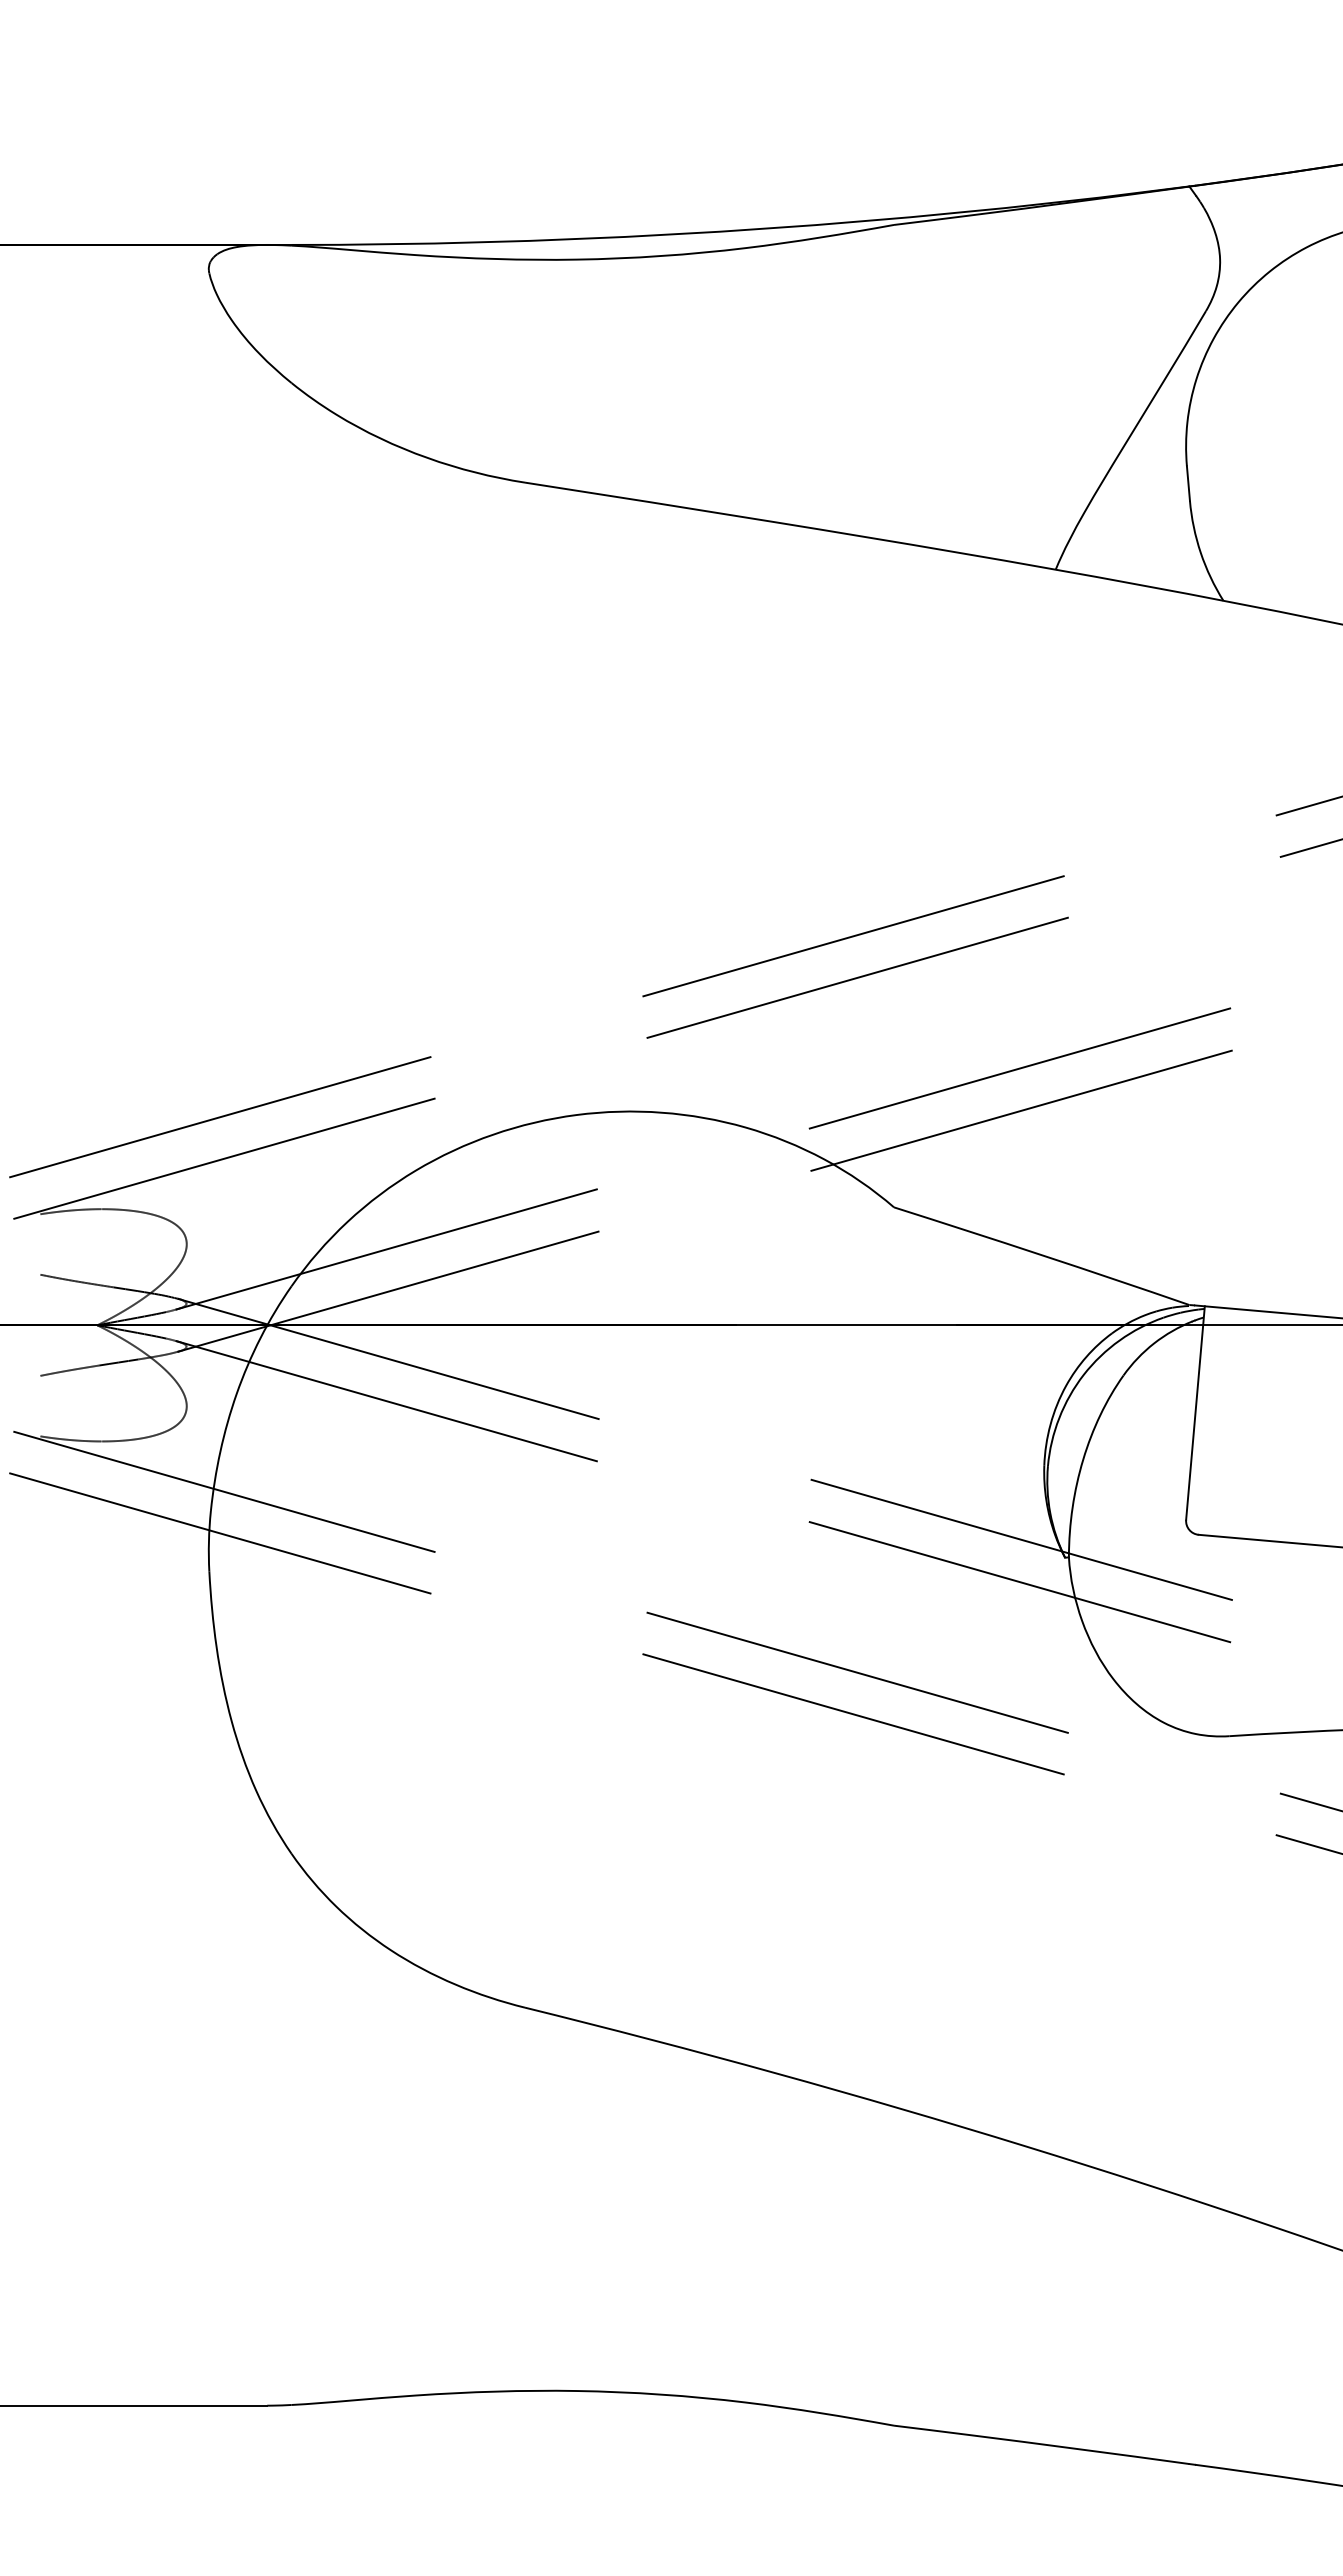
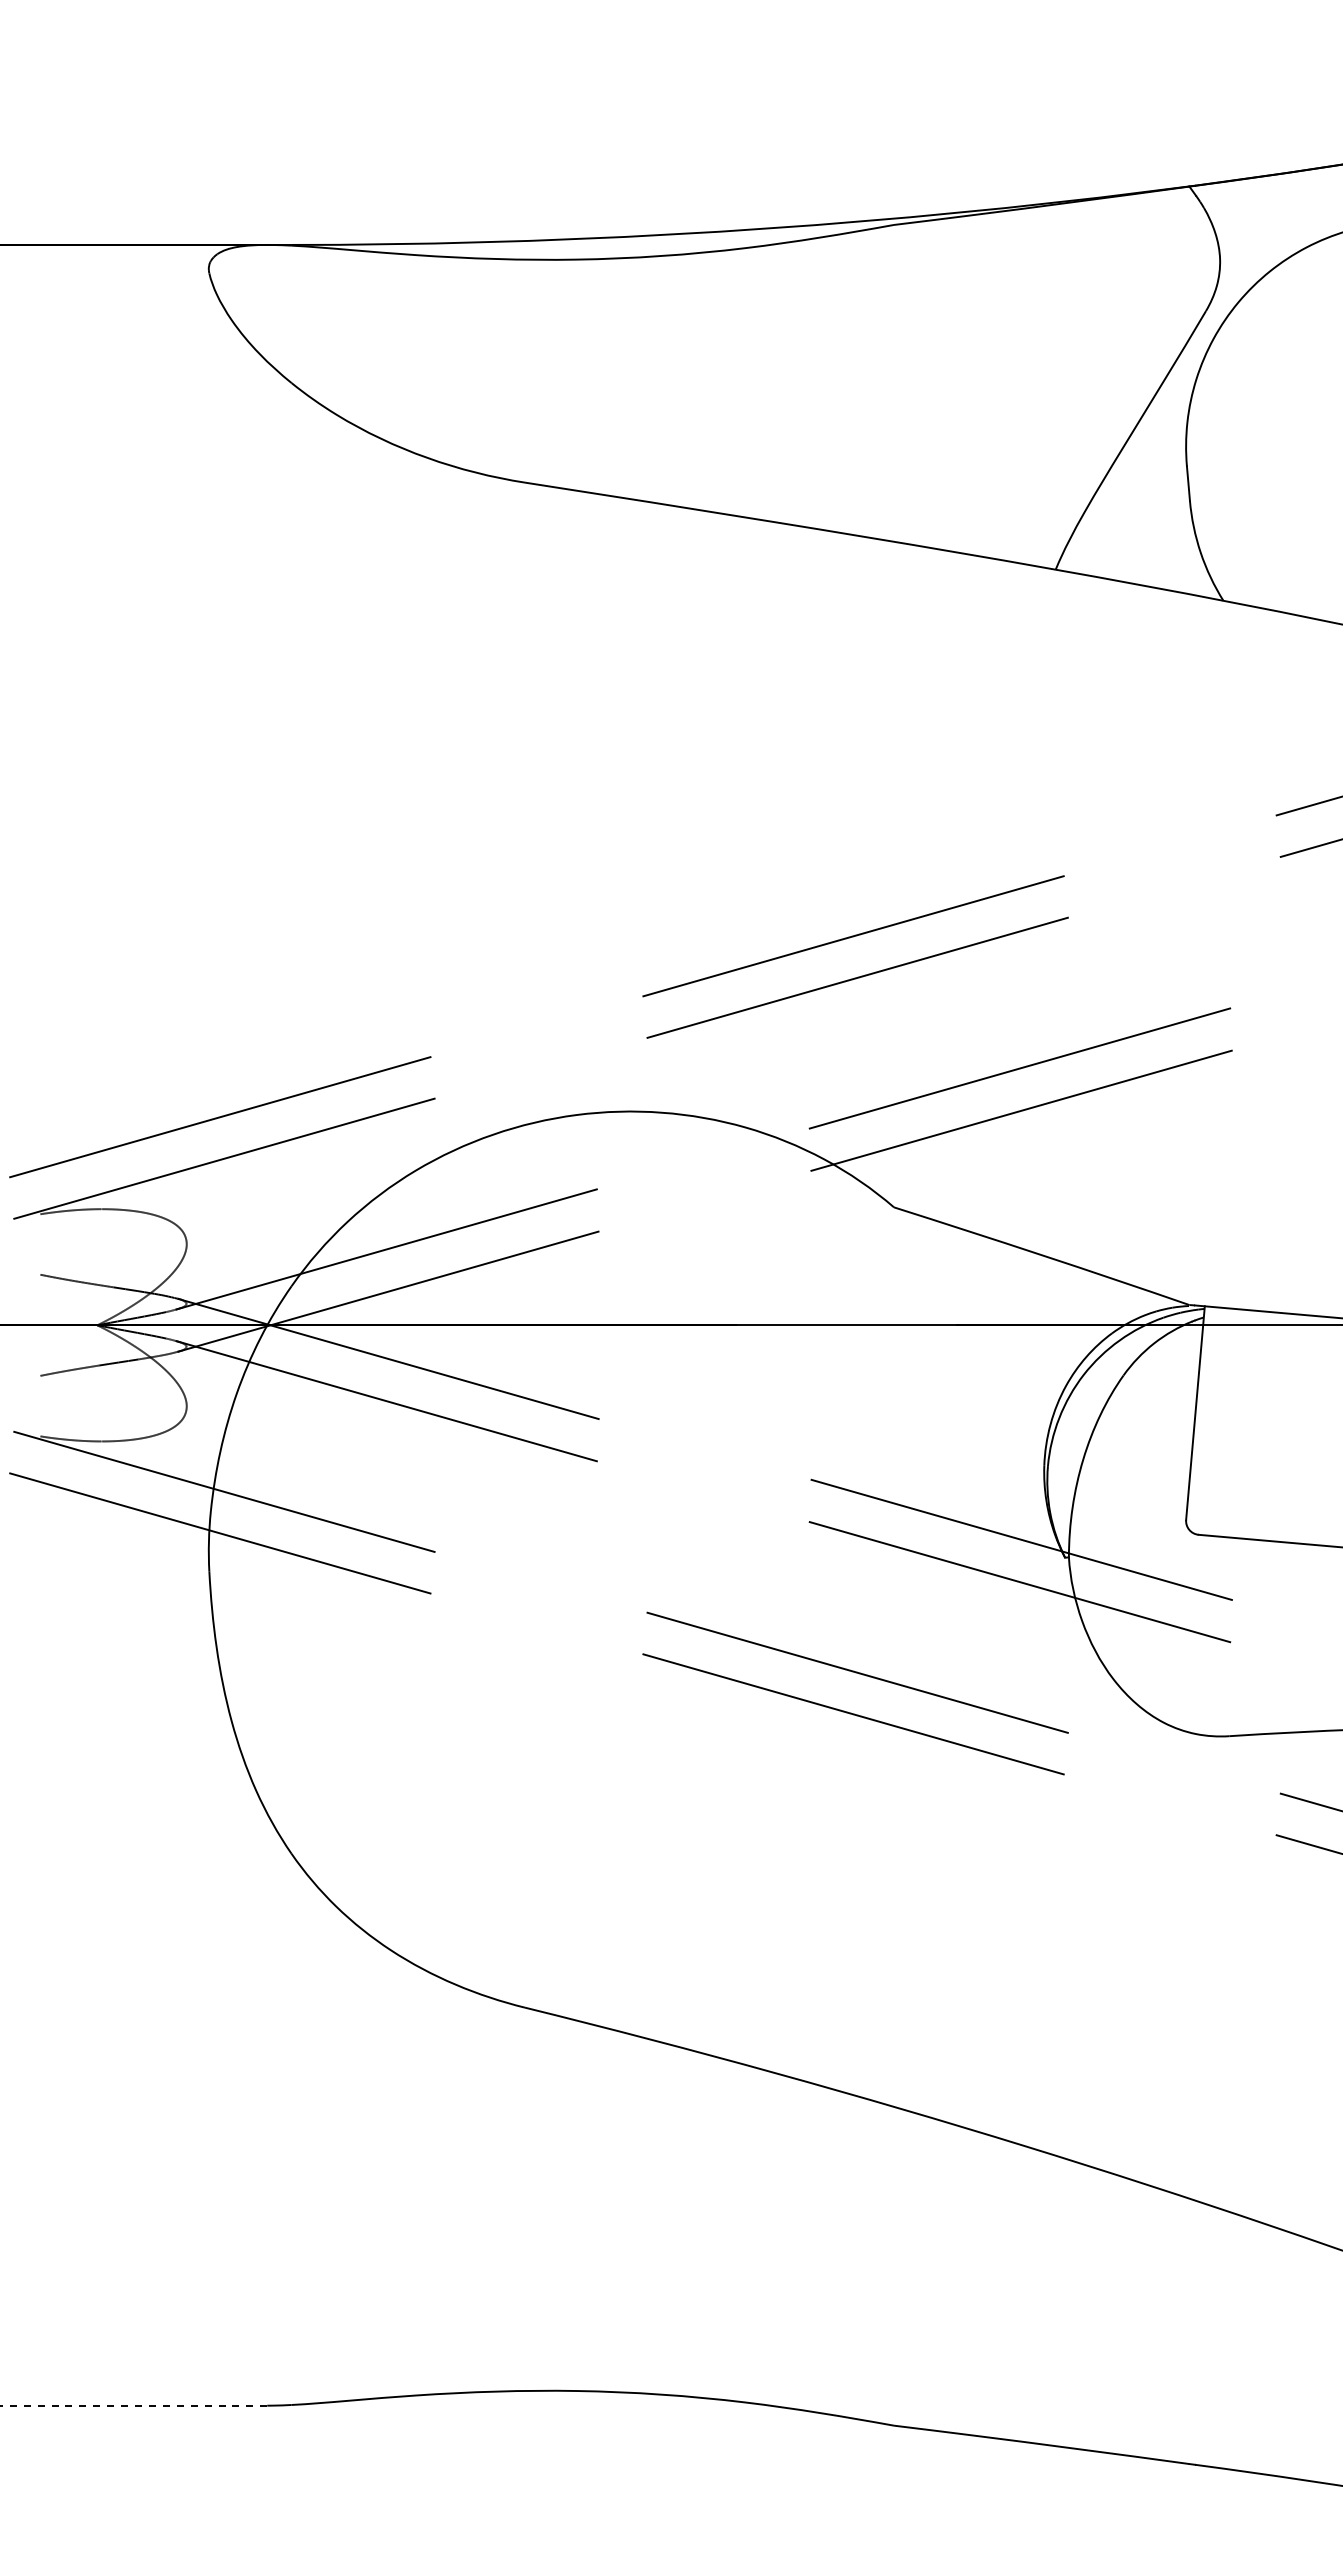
line: solid -> dashed (133, 2405)
